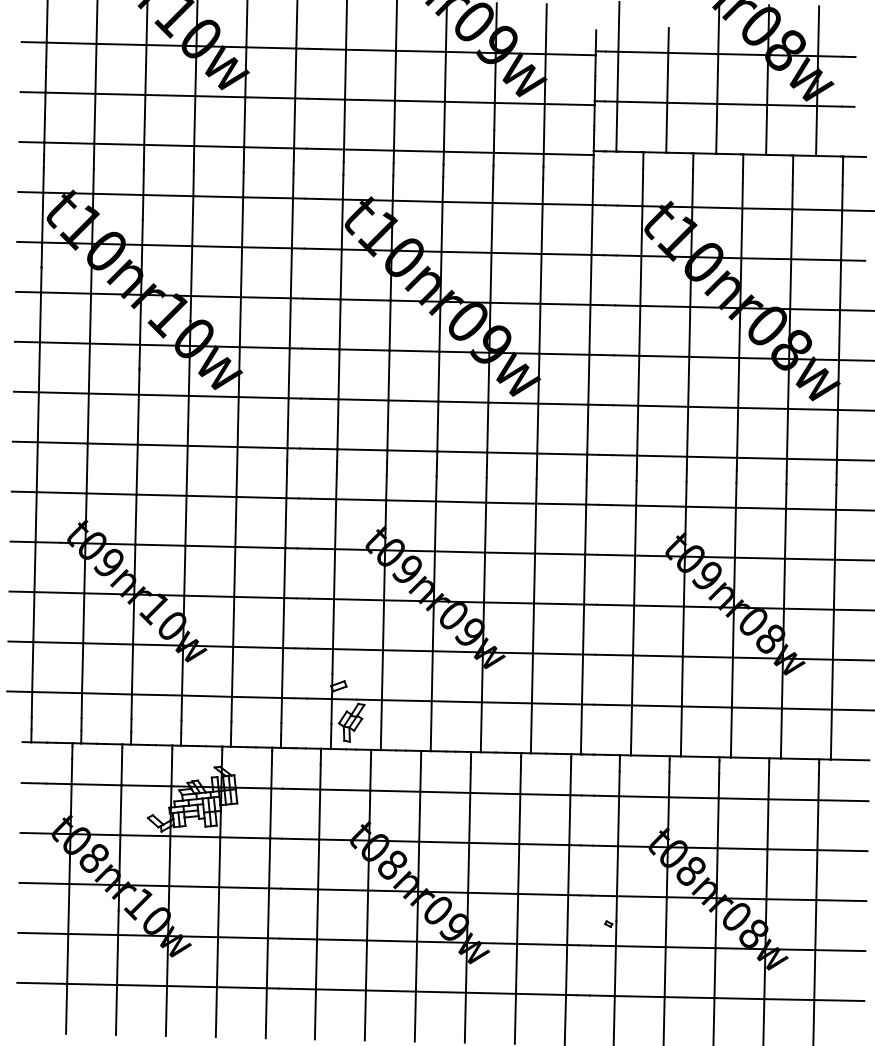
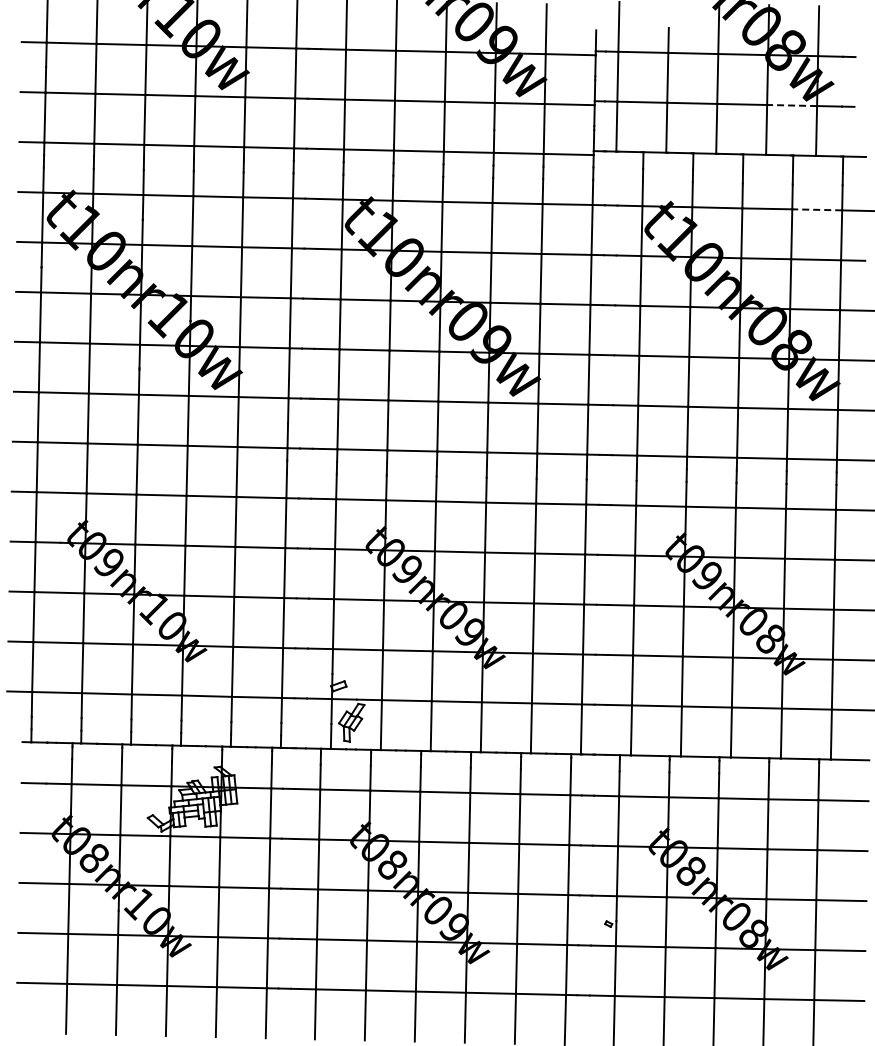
line: solid -> dashed (792, 105)
line: solid -> dashed (817, 209)
